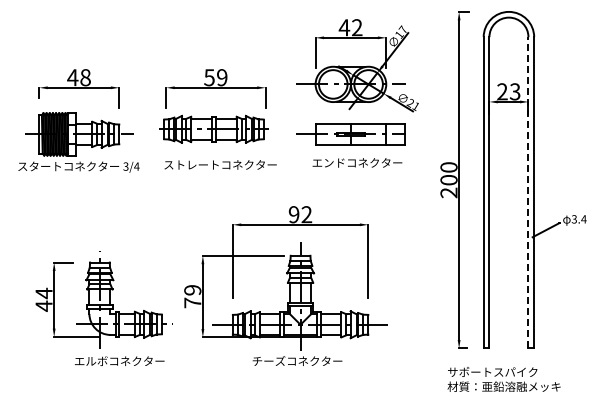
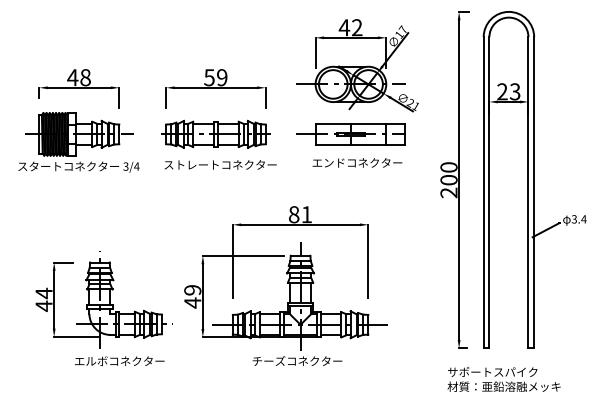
part position: (213, 128) -> (215, 133) (215, 133)
line: dashed -> solid (528, 192)
text: 92 -> 81 (300, 214)
text: 79 -> 49 (192, 302)
